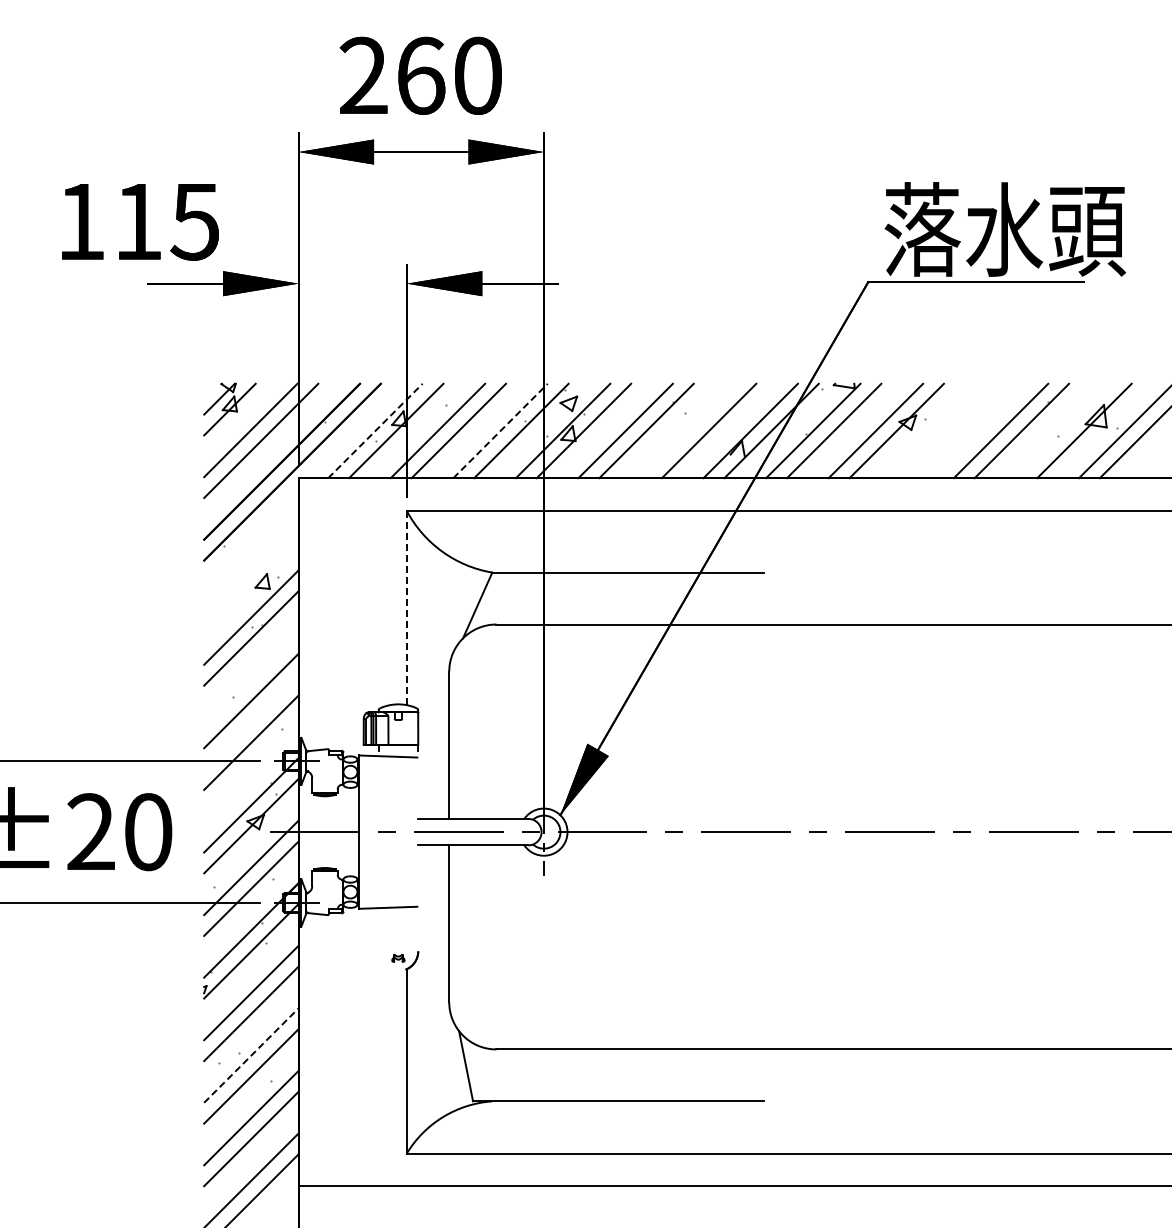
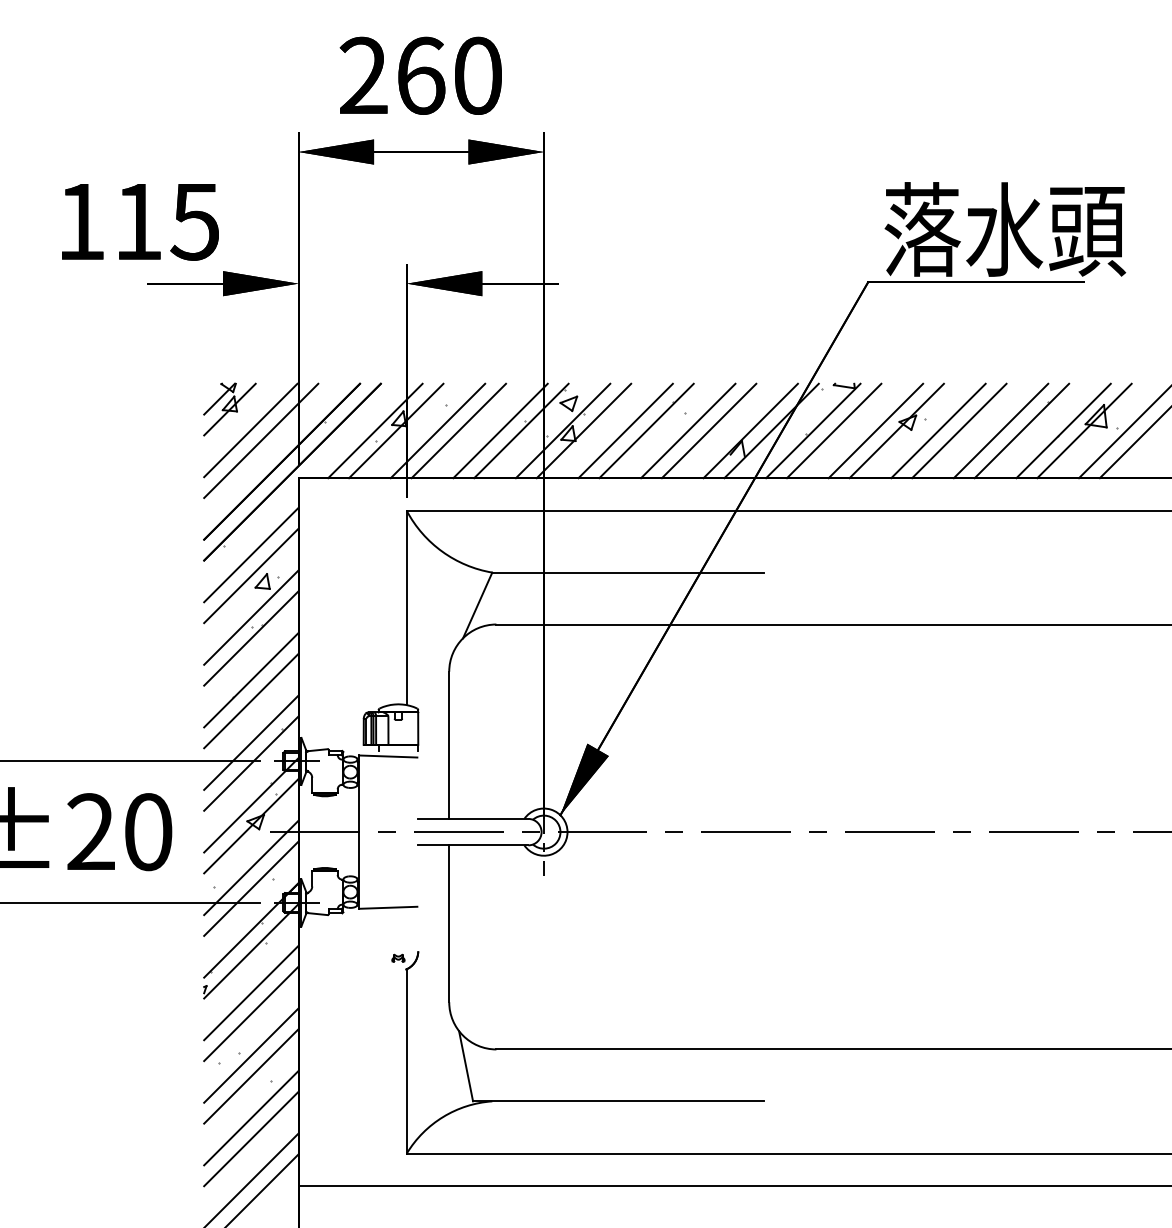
line: none -> present (688, 430)
line: none -> present (938, 430)
line: none -> present (959, 430)
line: none -> present (1063, 430)
line: dashed -> solid (375, 431)
line: dashed -> solid (500, 431)
line: none -> present (251, 554)
line: none -> present (251, 575)
line: dashed -> solid (406, 608)
line: none -> present (251, 680)
line: none -> present (251, 763)
line: dashed -> solid (251, 1055)
